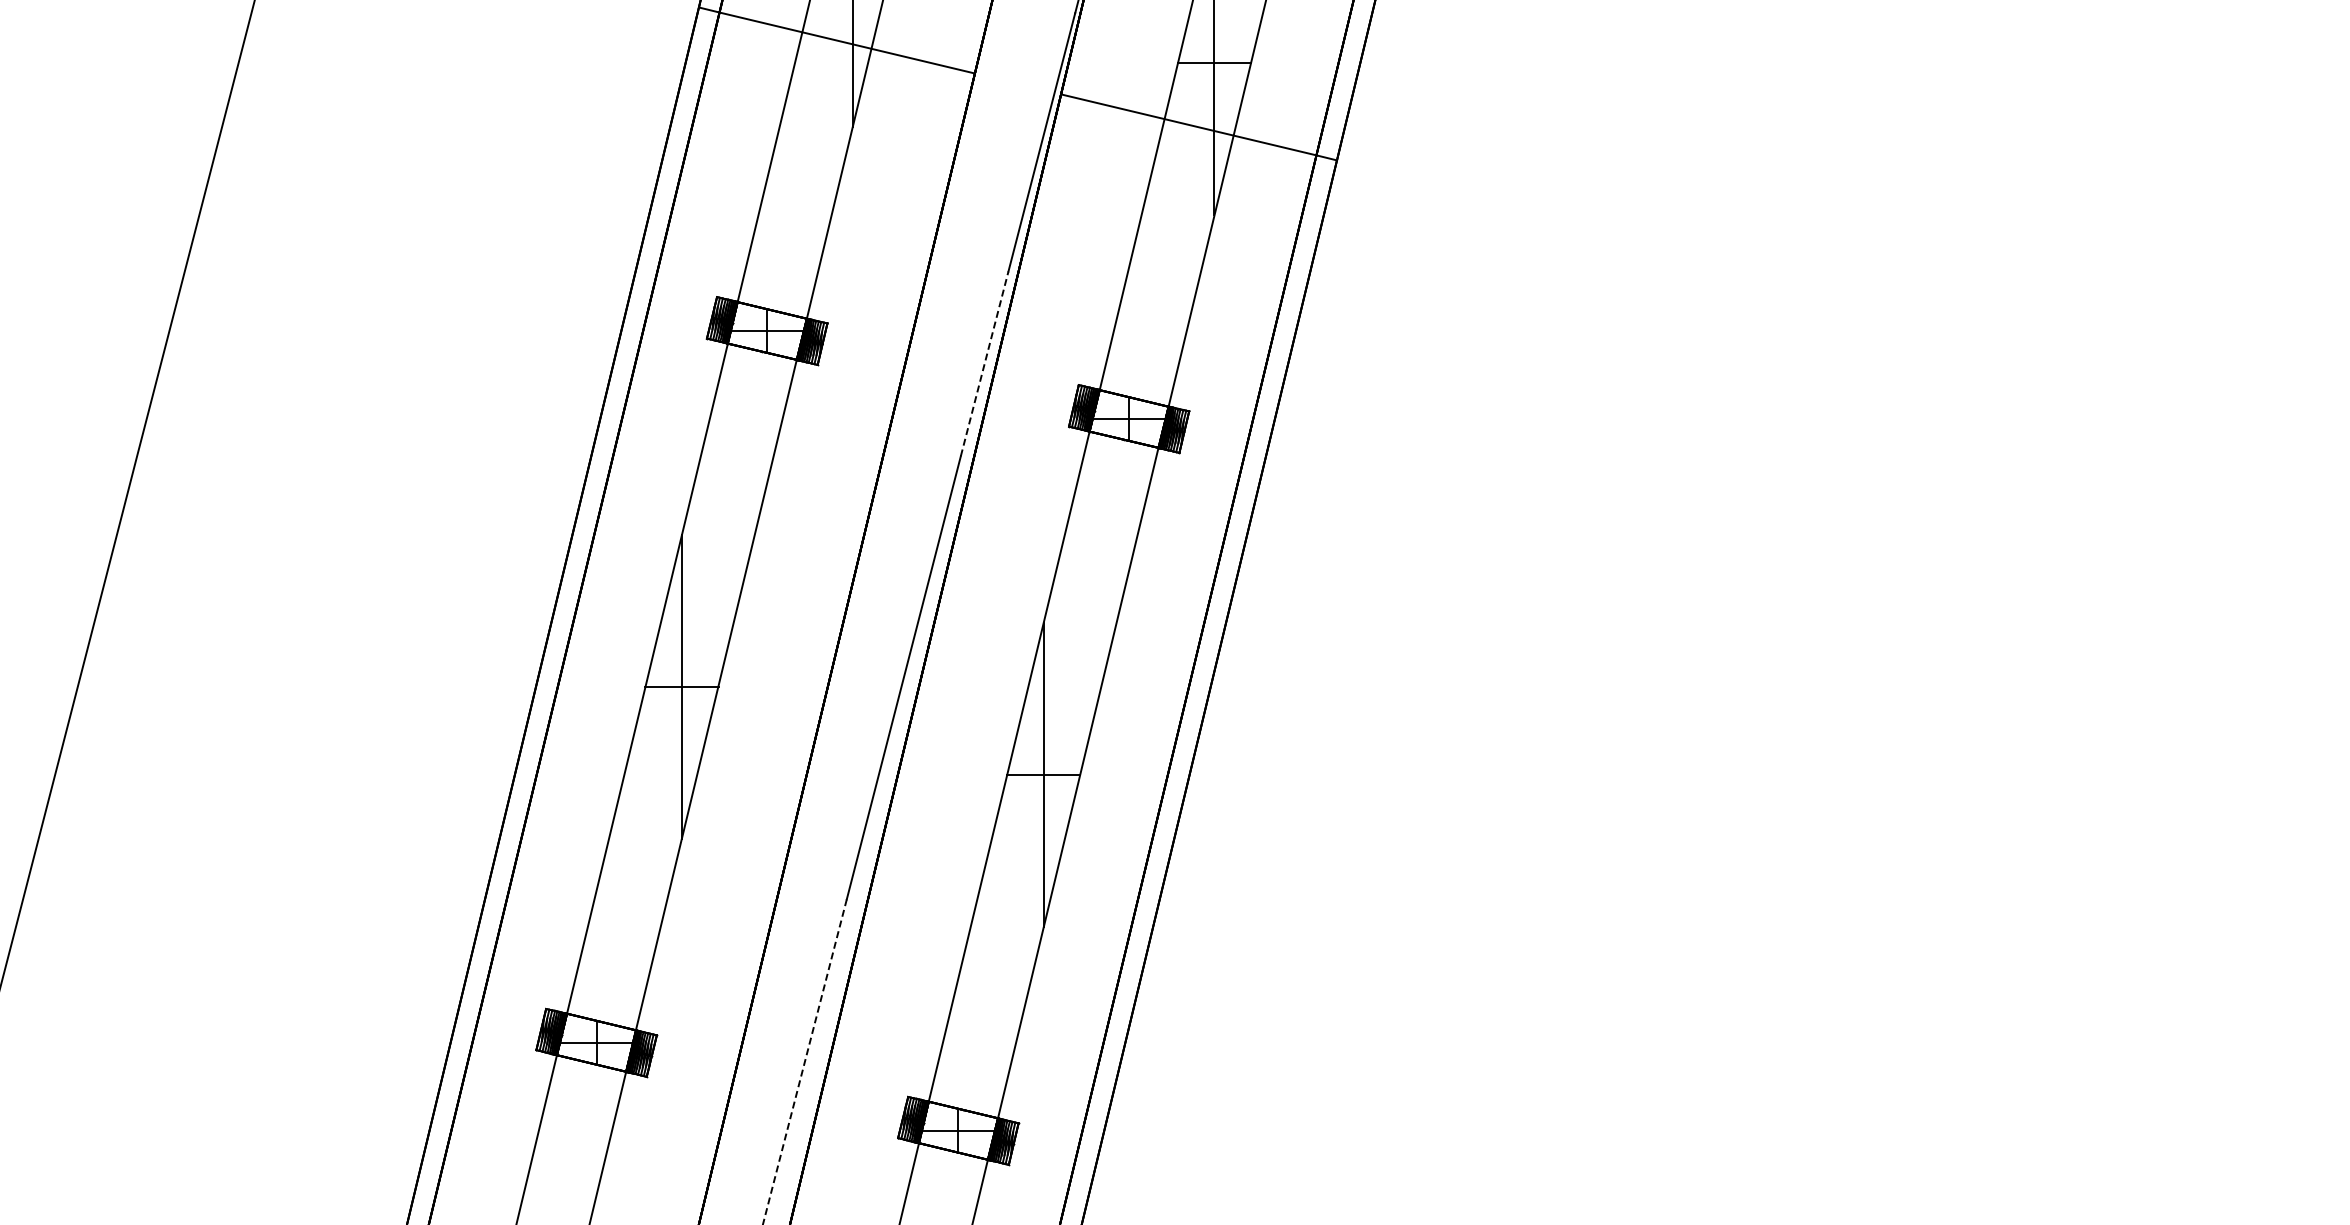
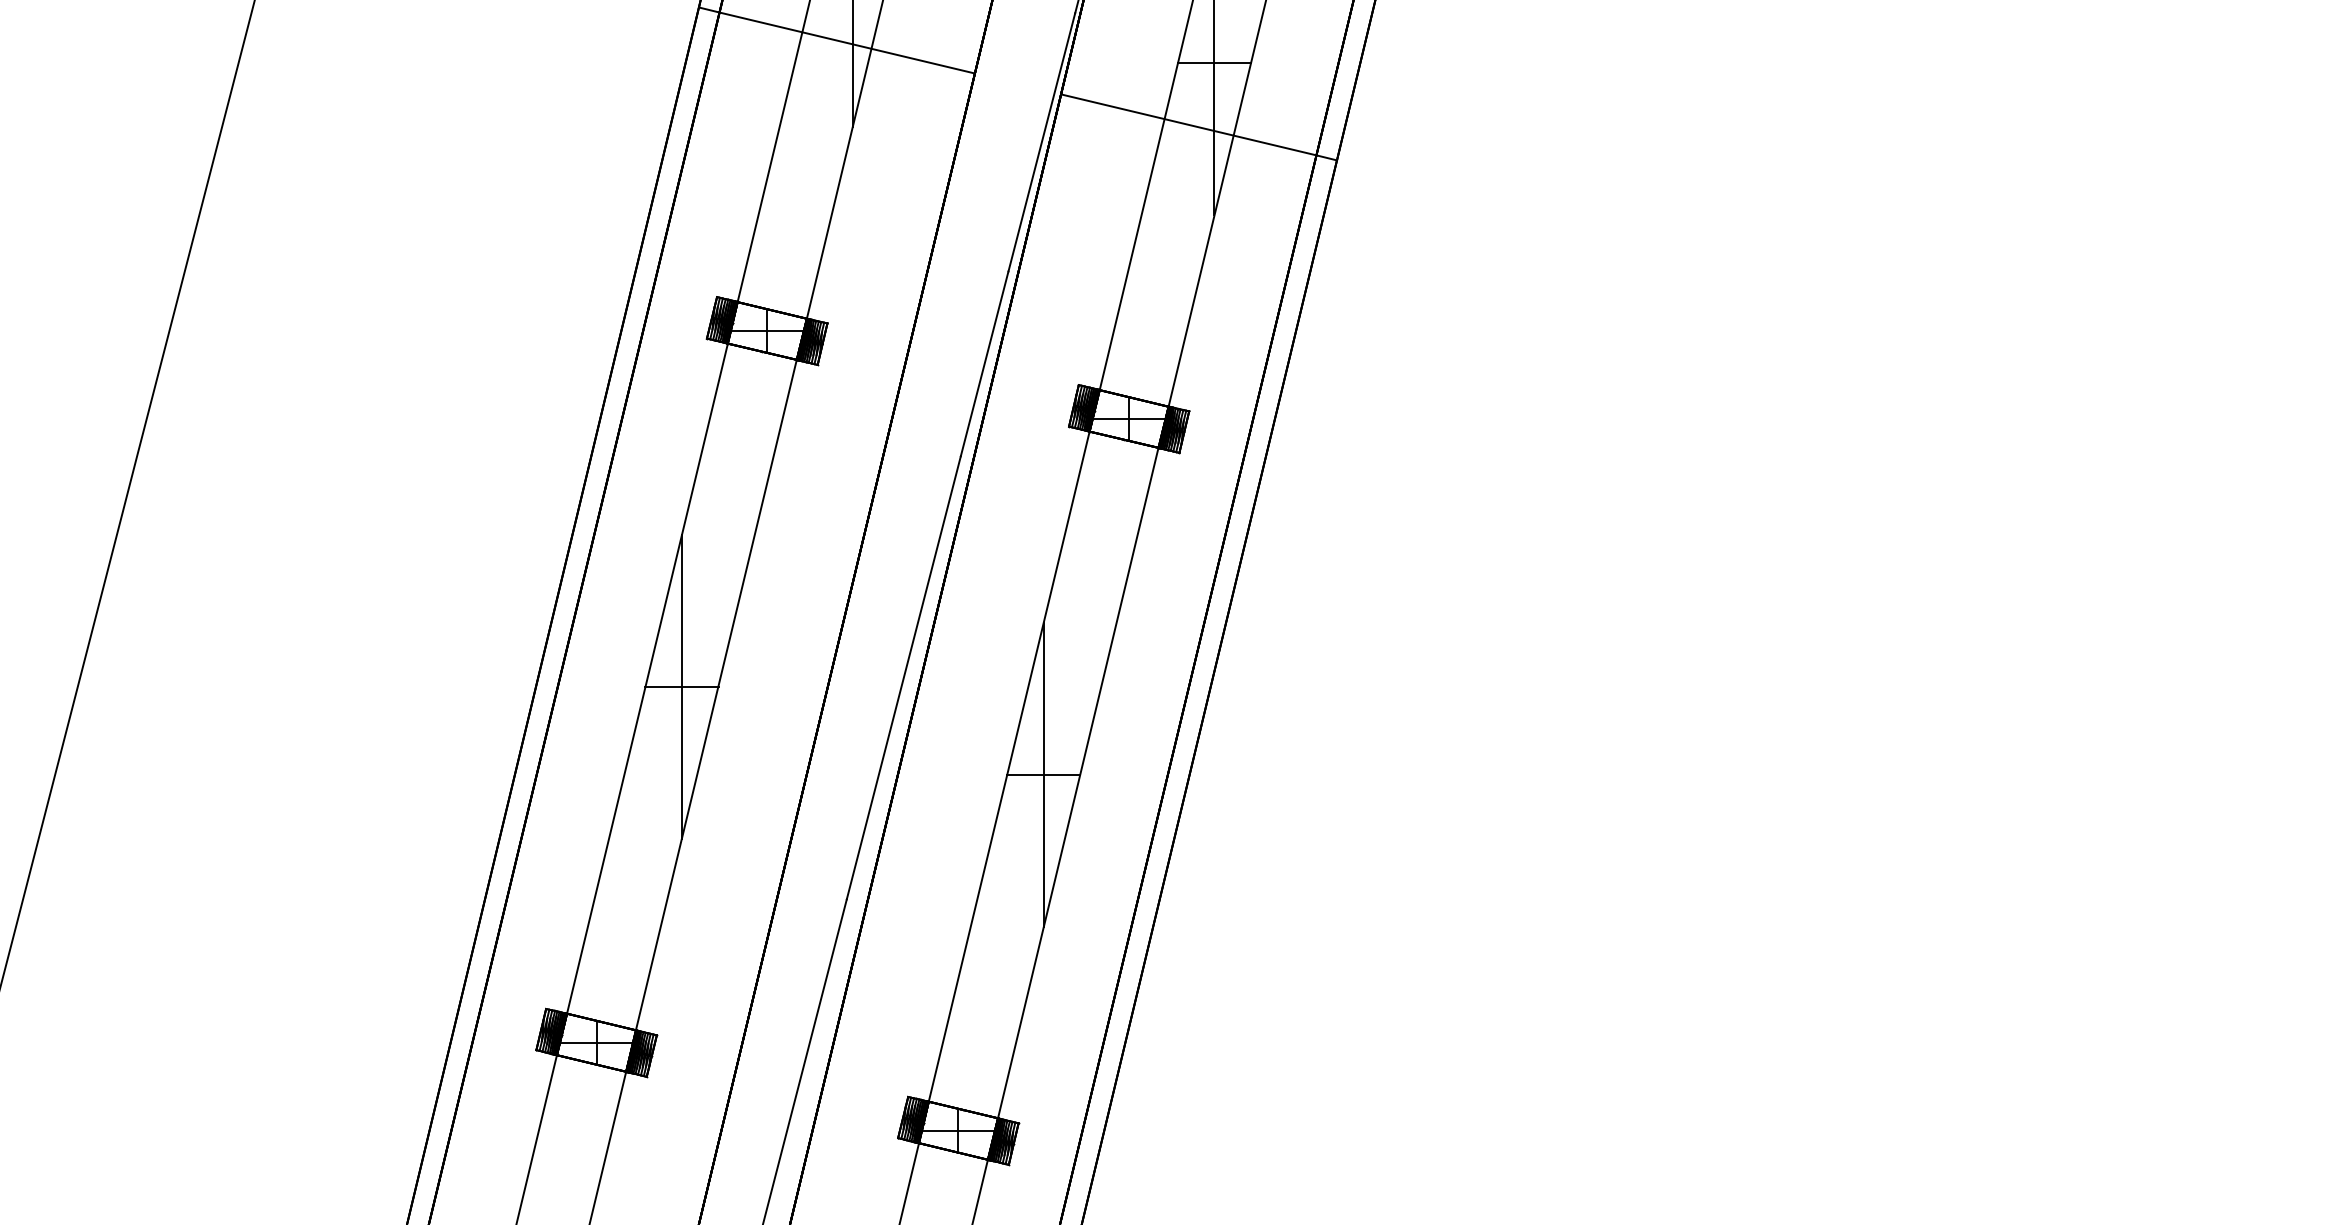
line: dashed -> solid (984, 363)
line: dashed -> solid (804, 1062)
